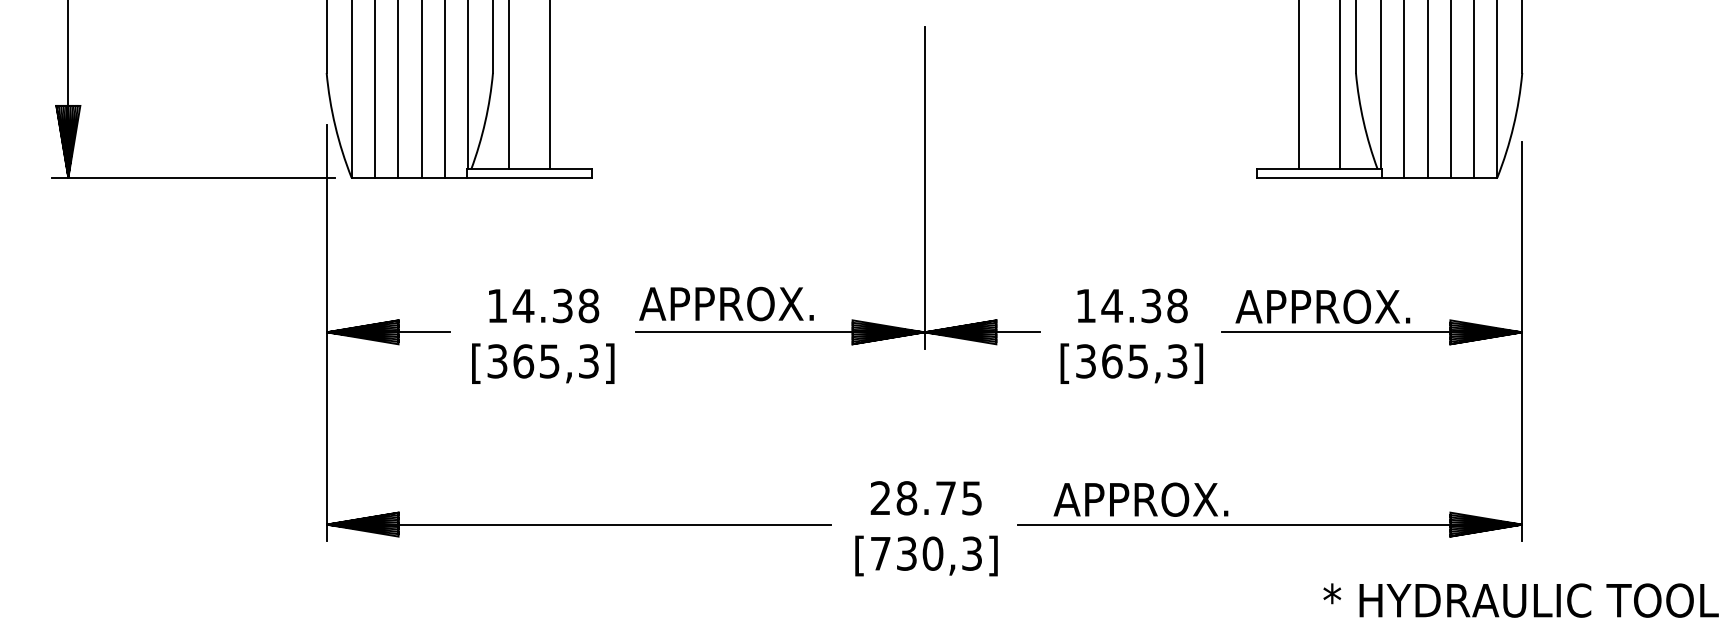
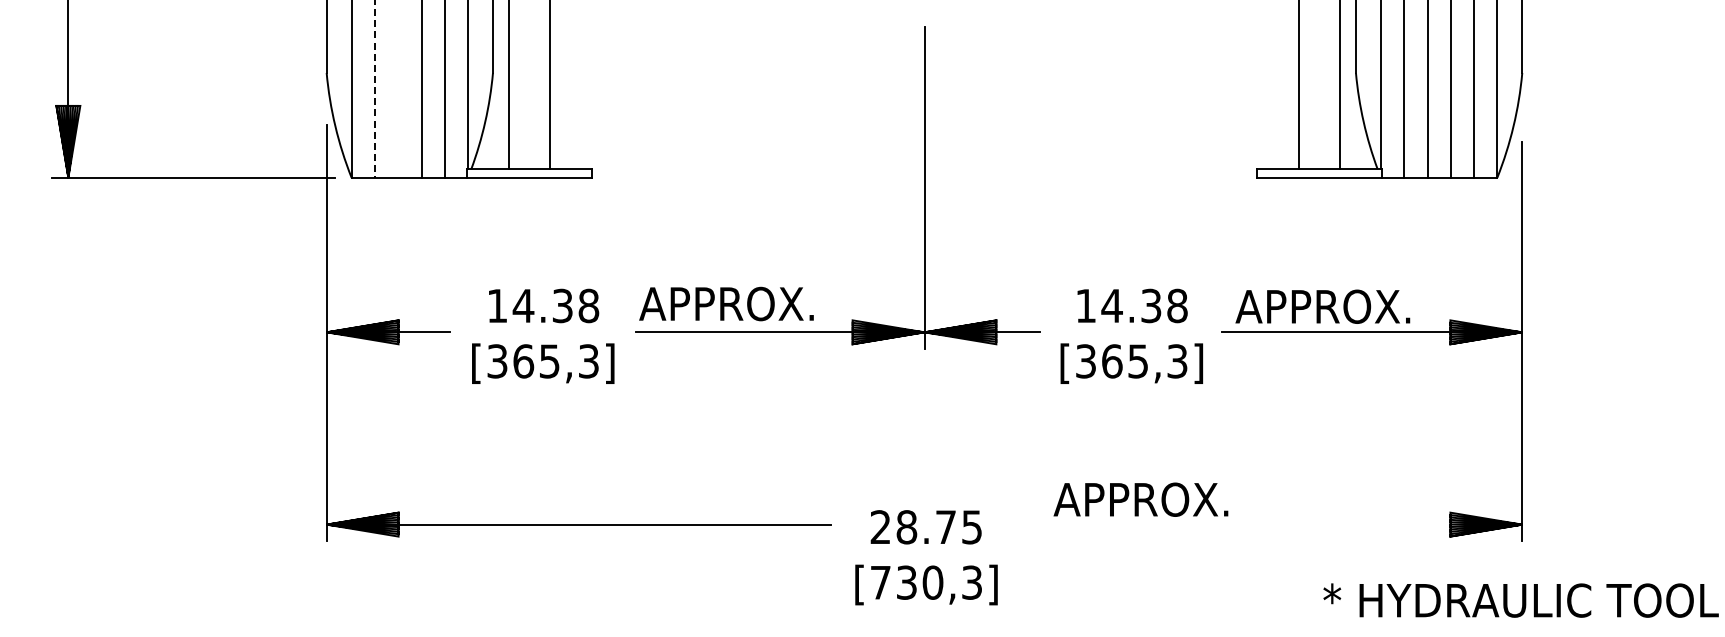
line: solid -> dashed (374, 89)
line: present -> none (398, 89)
line: present -> none (1269, 524)
text position: (926, 528) -> (926, 557) (926, 557)
